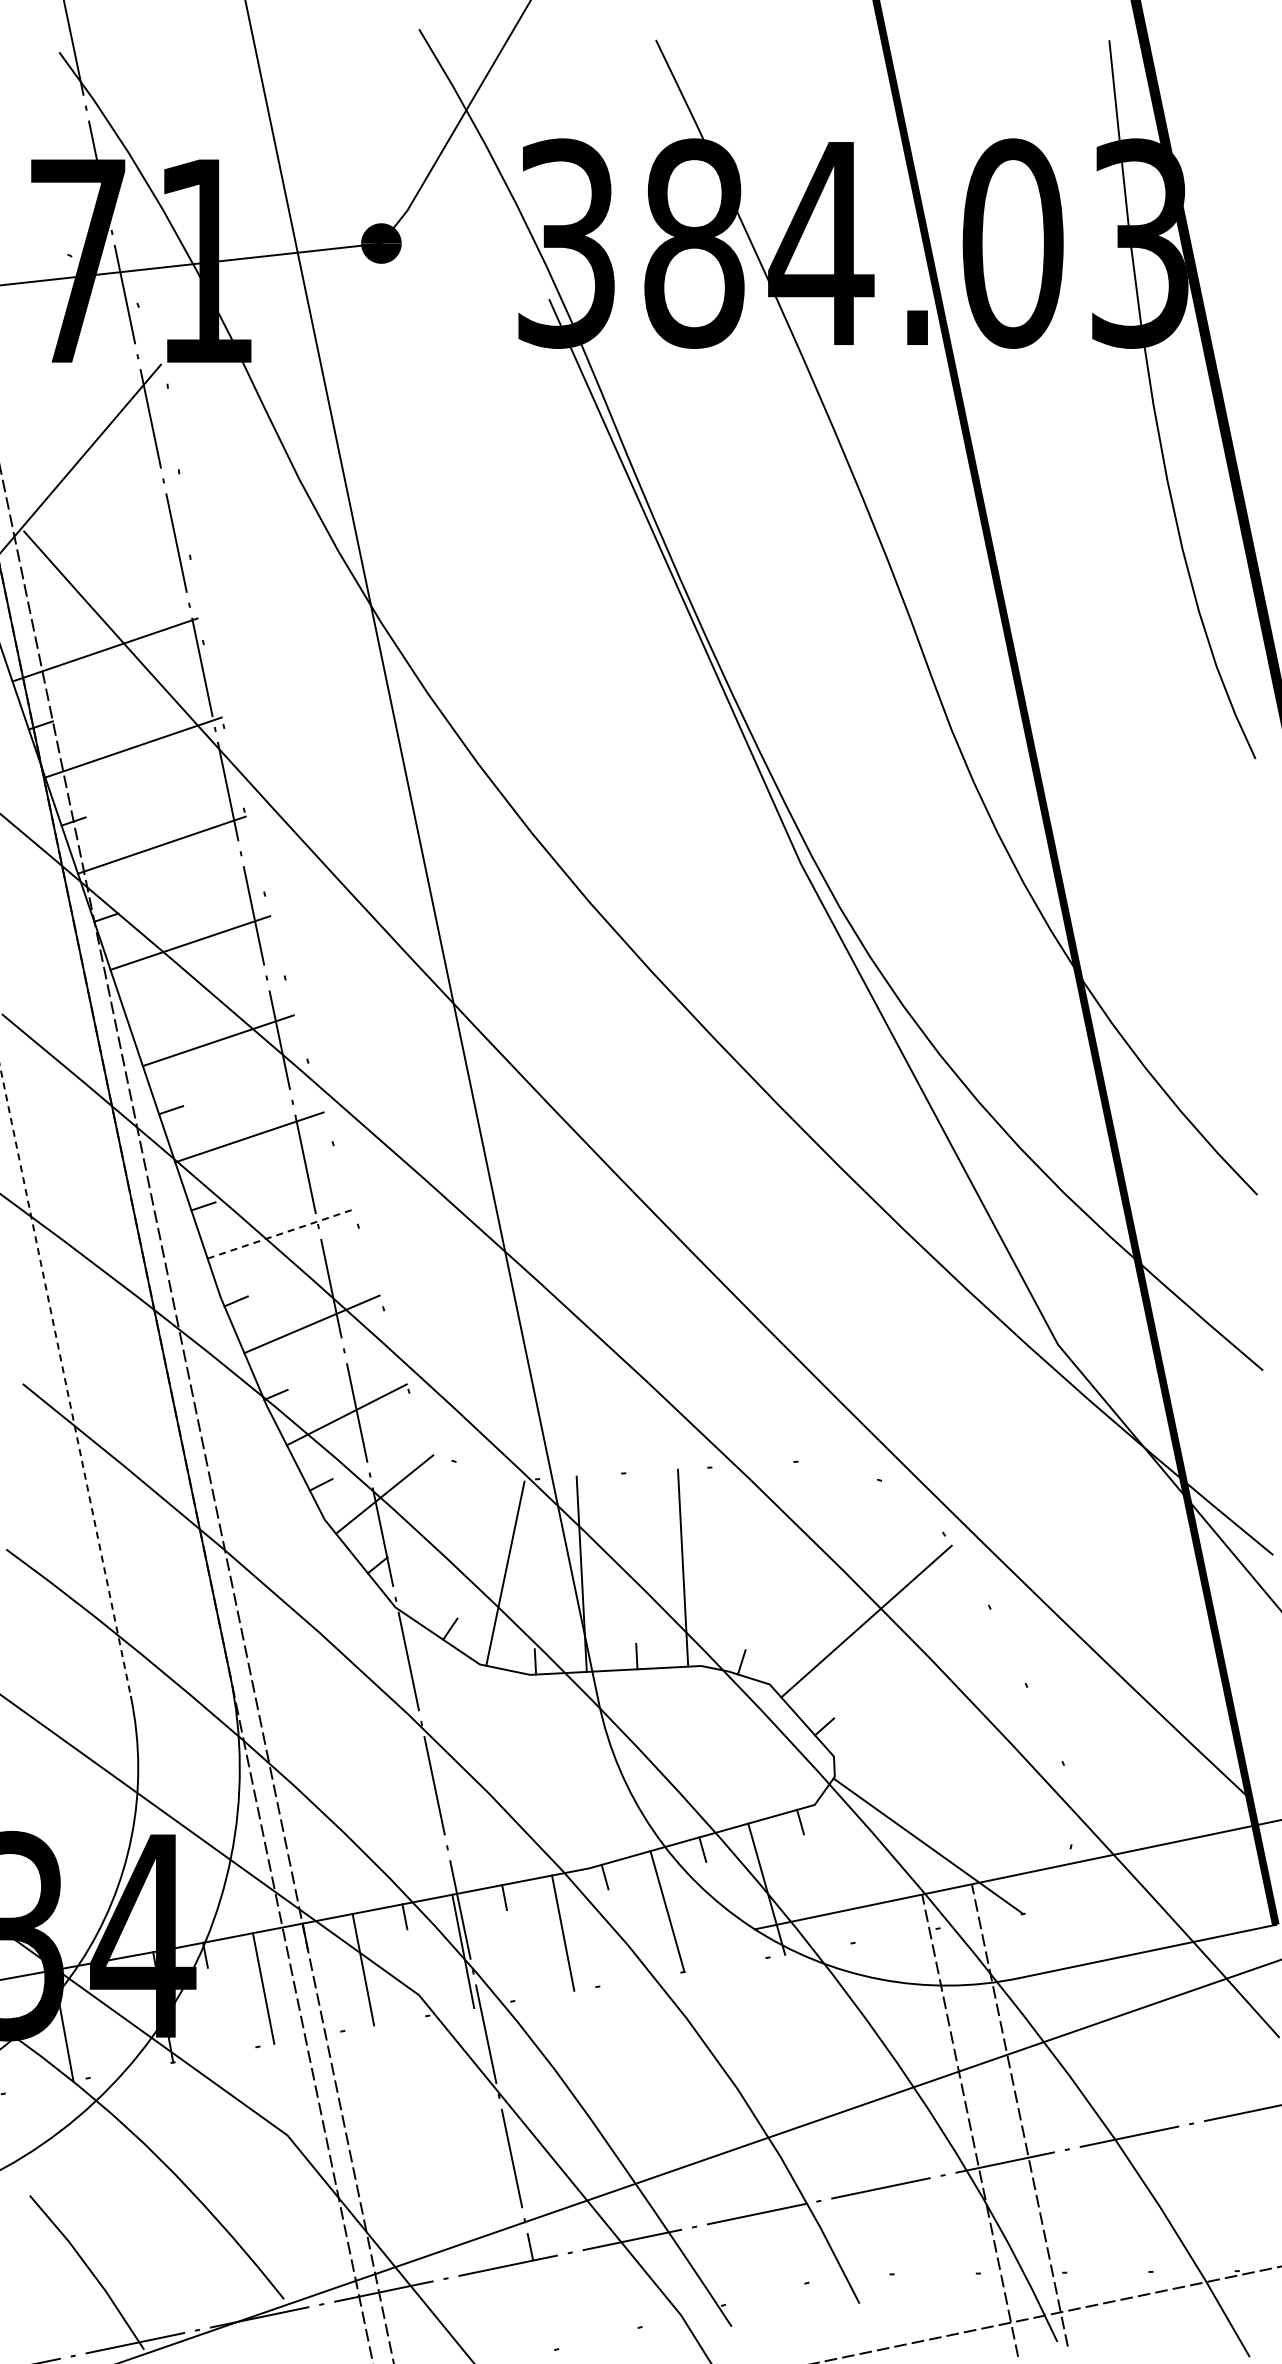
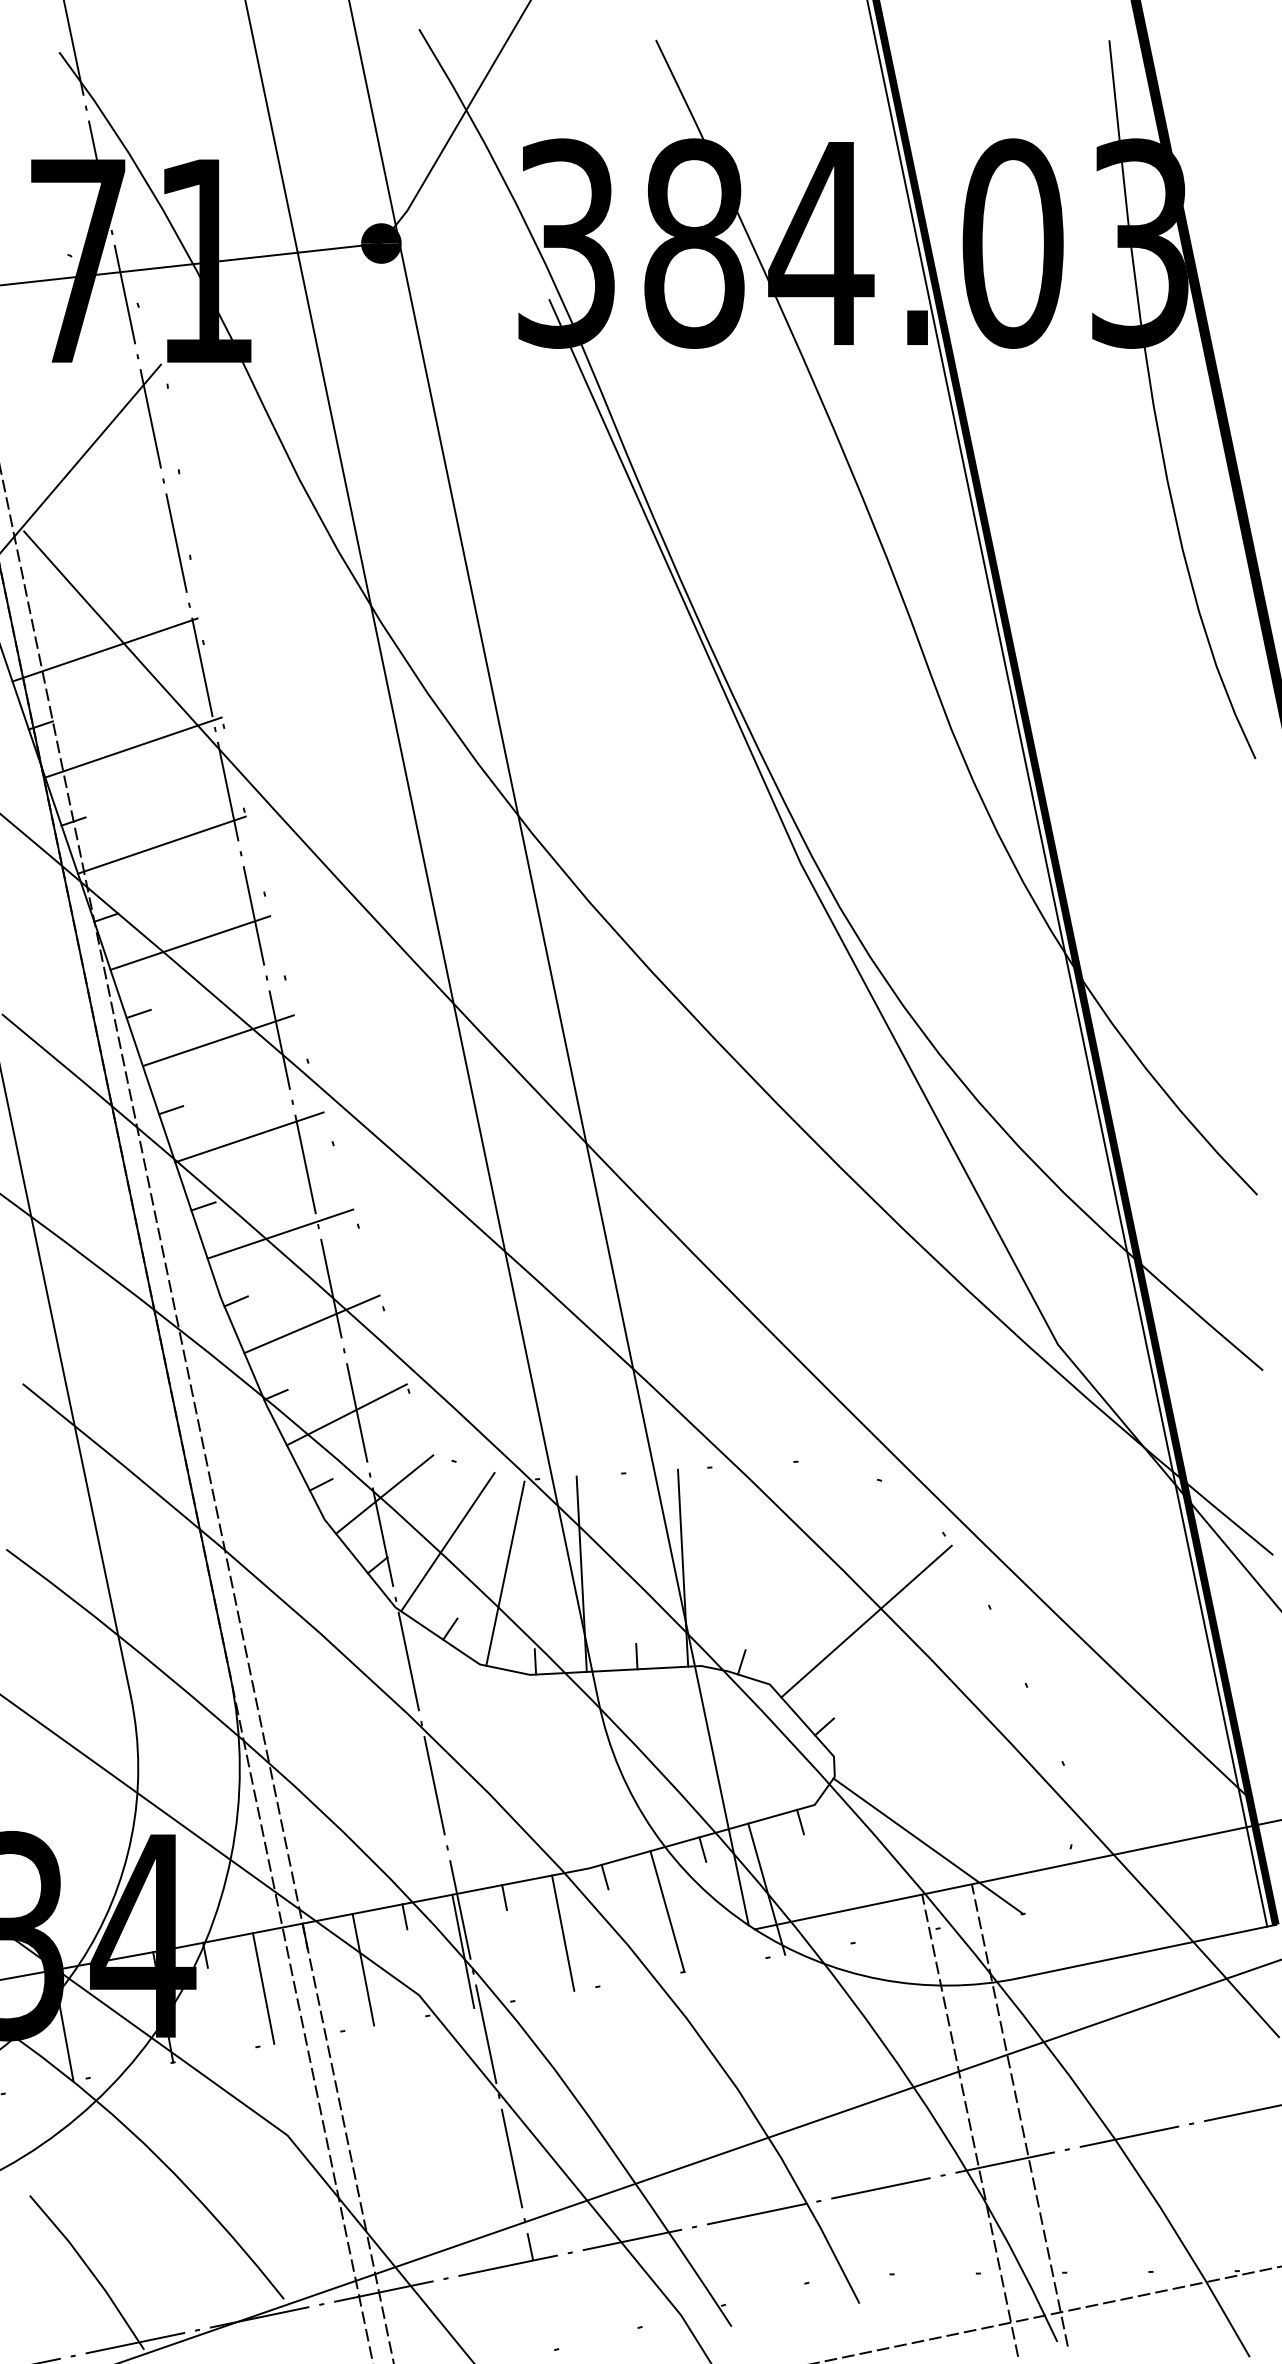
line: none -> present (548, 963)
line: none -> present (1067, 964)
line: none -> present (138, 1013)
line: dashed -> solid (280, 1234)
line: dashed -> solid (65, 1381)
line: none -> present (447, 1541)
